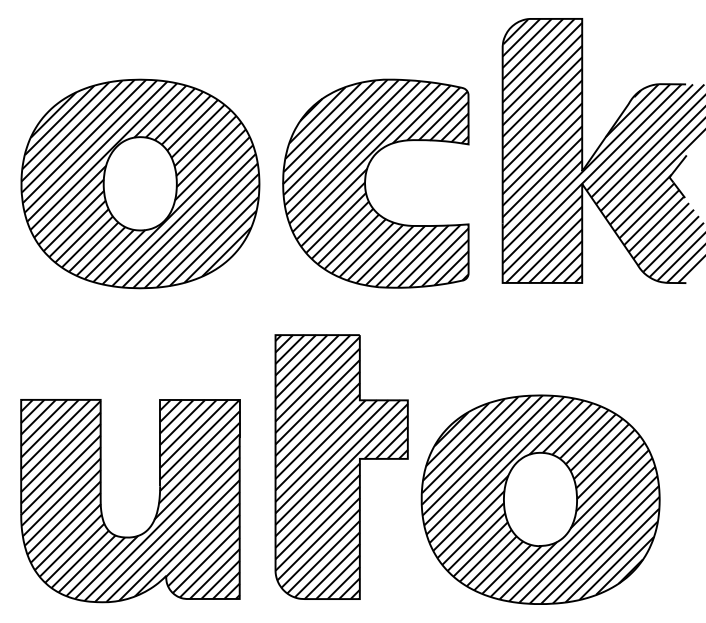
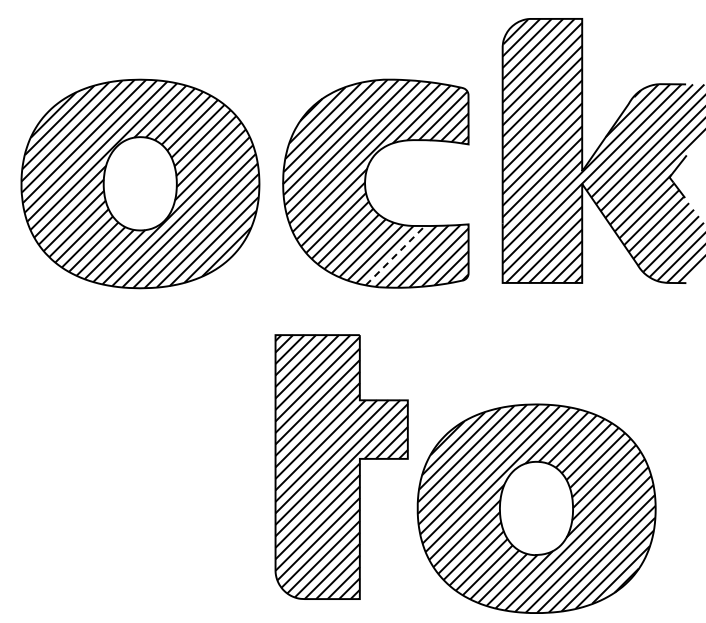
line: solid -> dashed (395, 255)
part position: (540, 499) -> (536, 508) (536, 508)
part: present -> none (156, 509)
